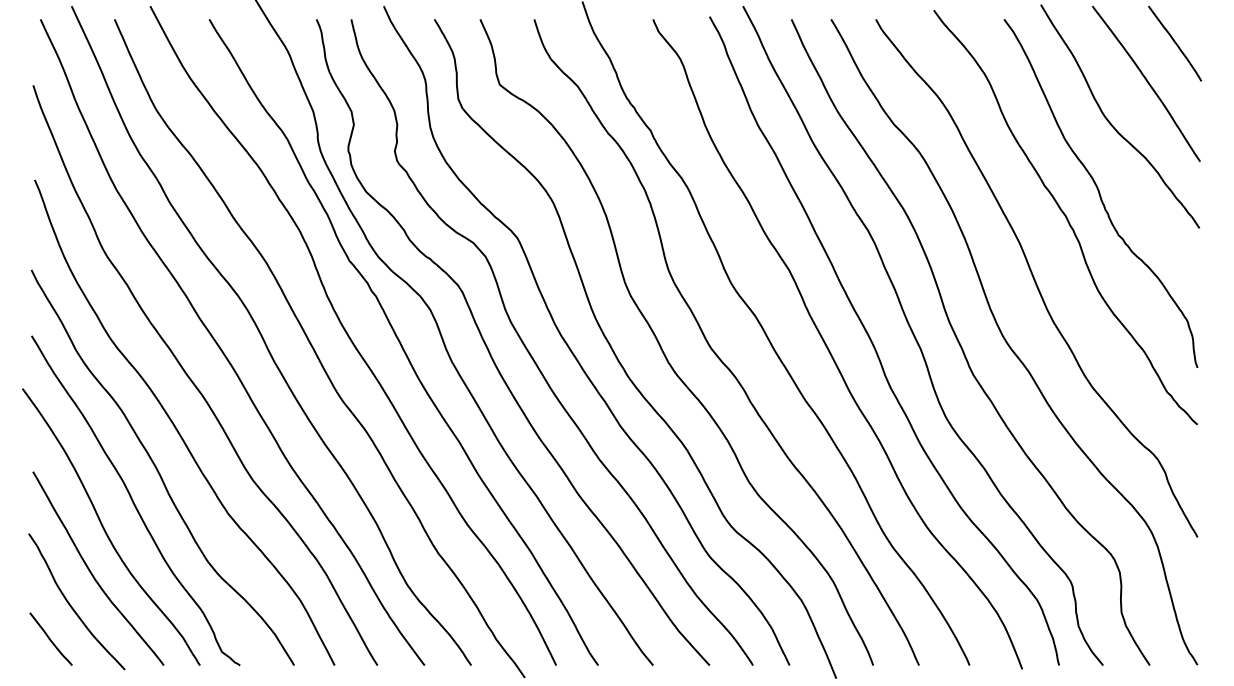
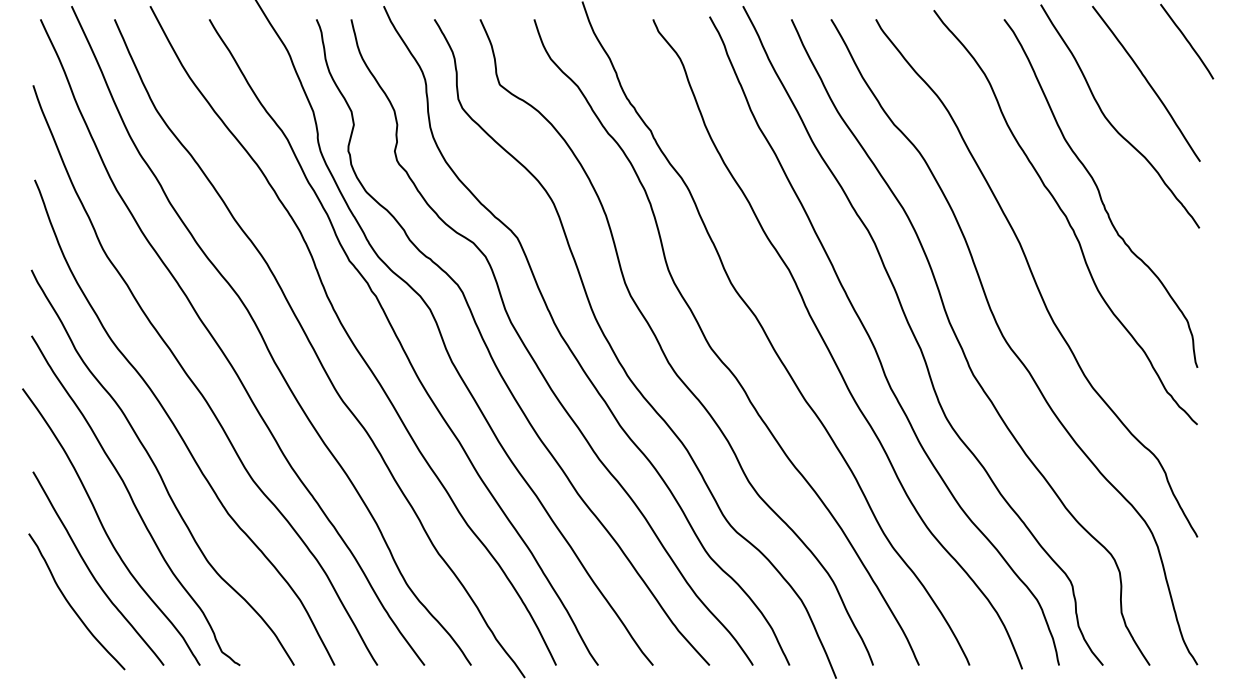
curve position: (1175, 43) -> (1187, 41) (1187, 41)
curve: present -> none (50, 638)
